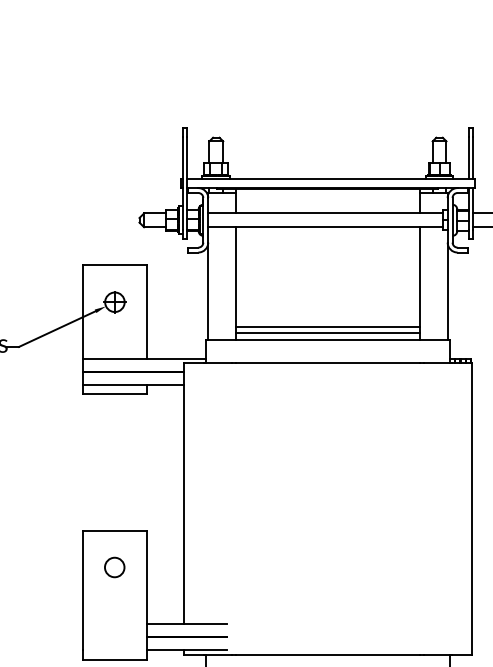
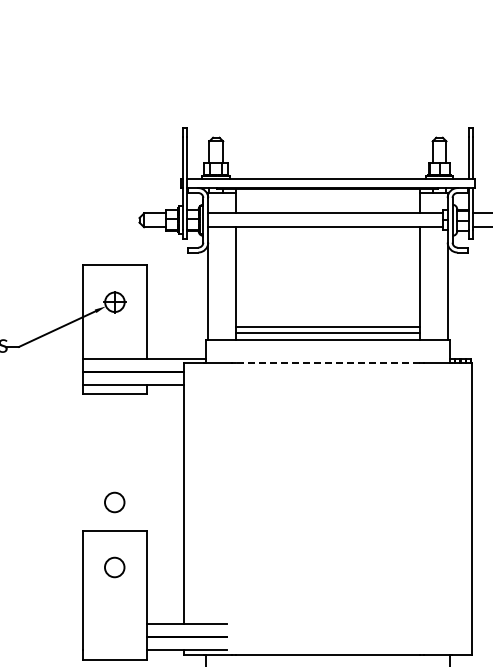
line: solid -> dashed (327, 363)
circle: none -> present (114, 502)
